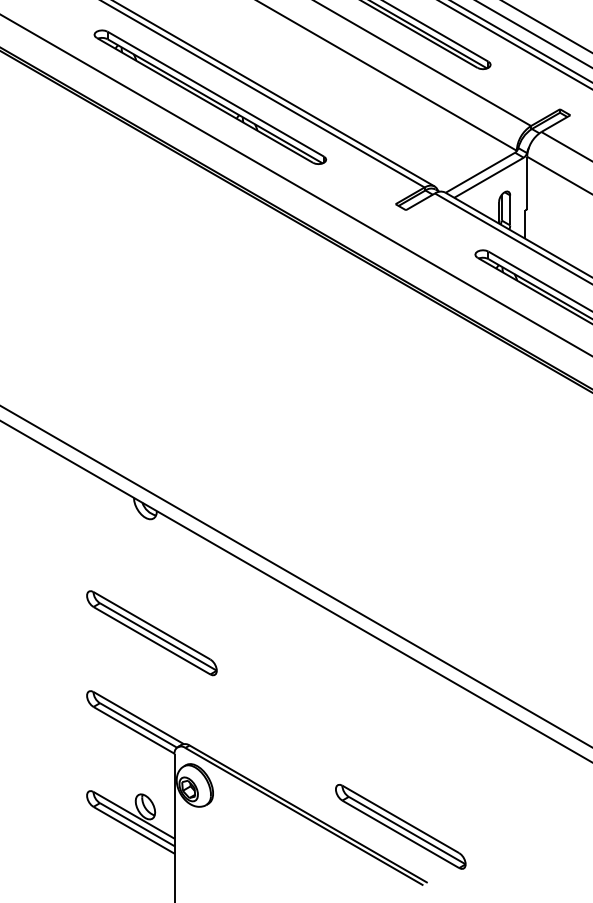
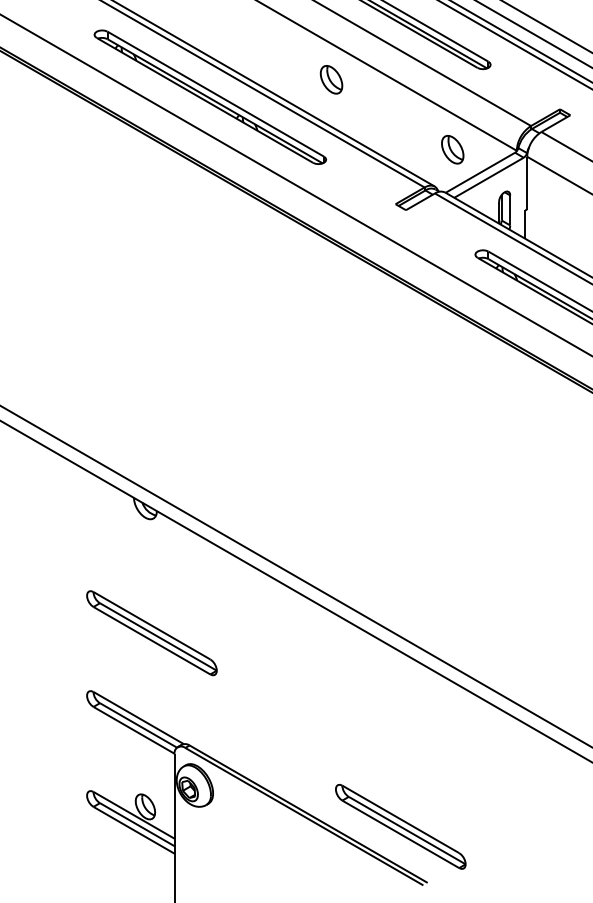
part: none -> present (331, 79)
part: none -> present (452, 149)
